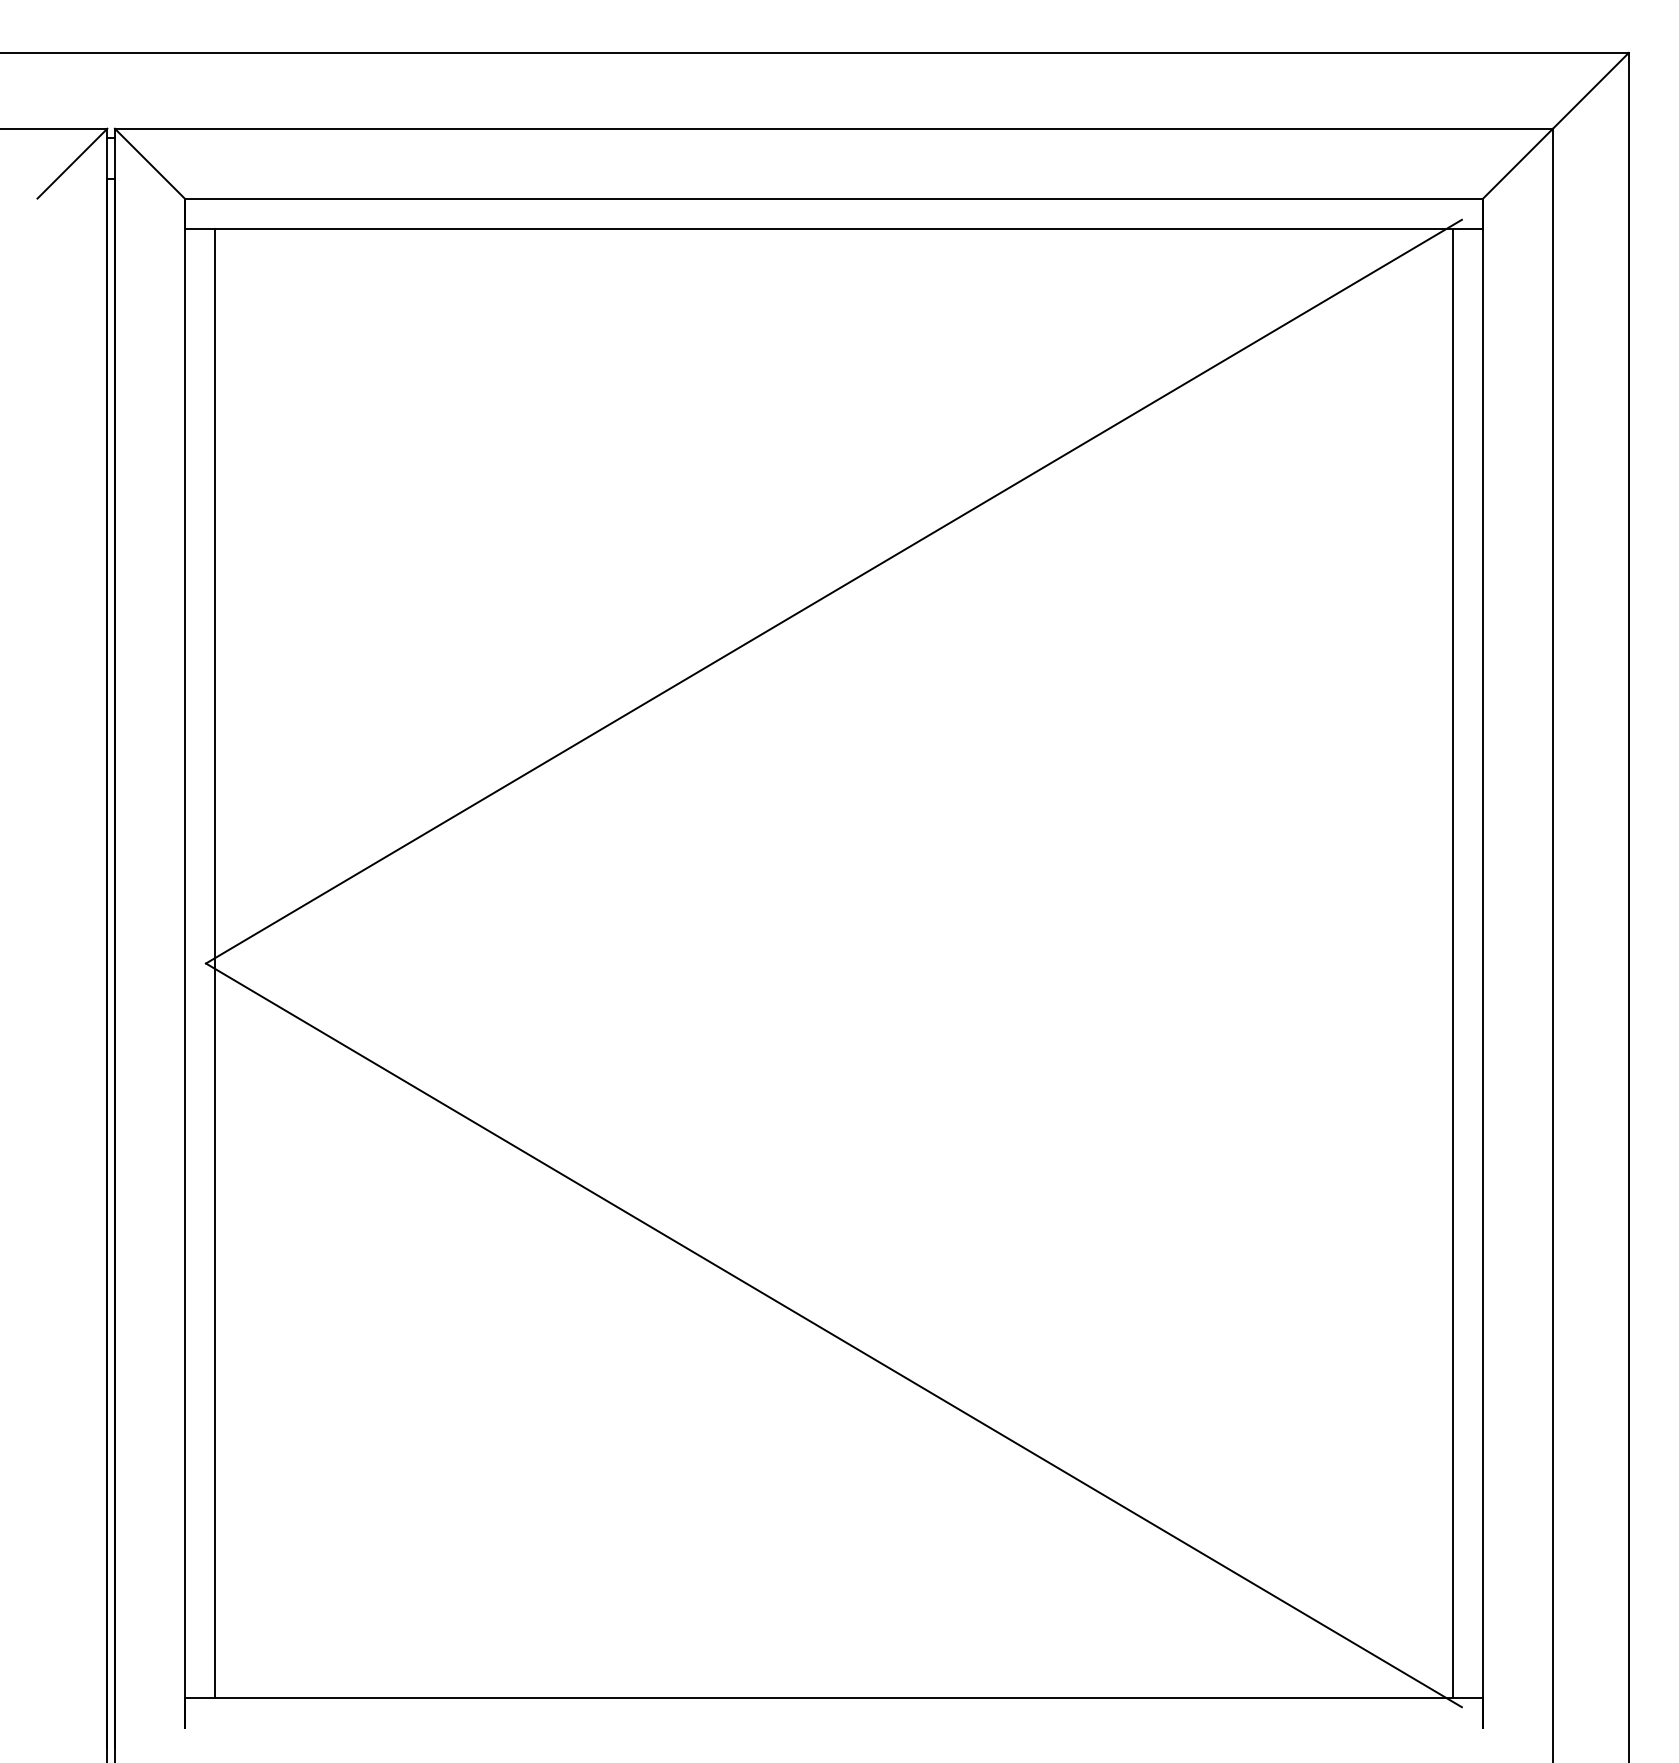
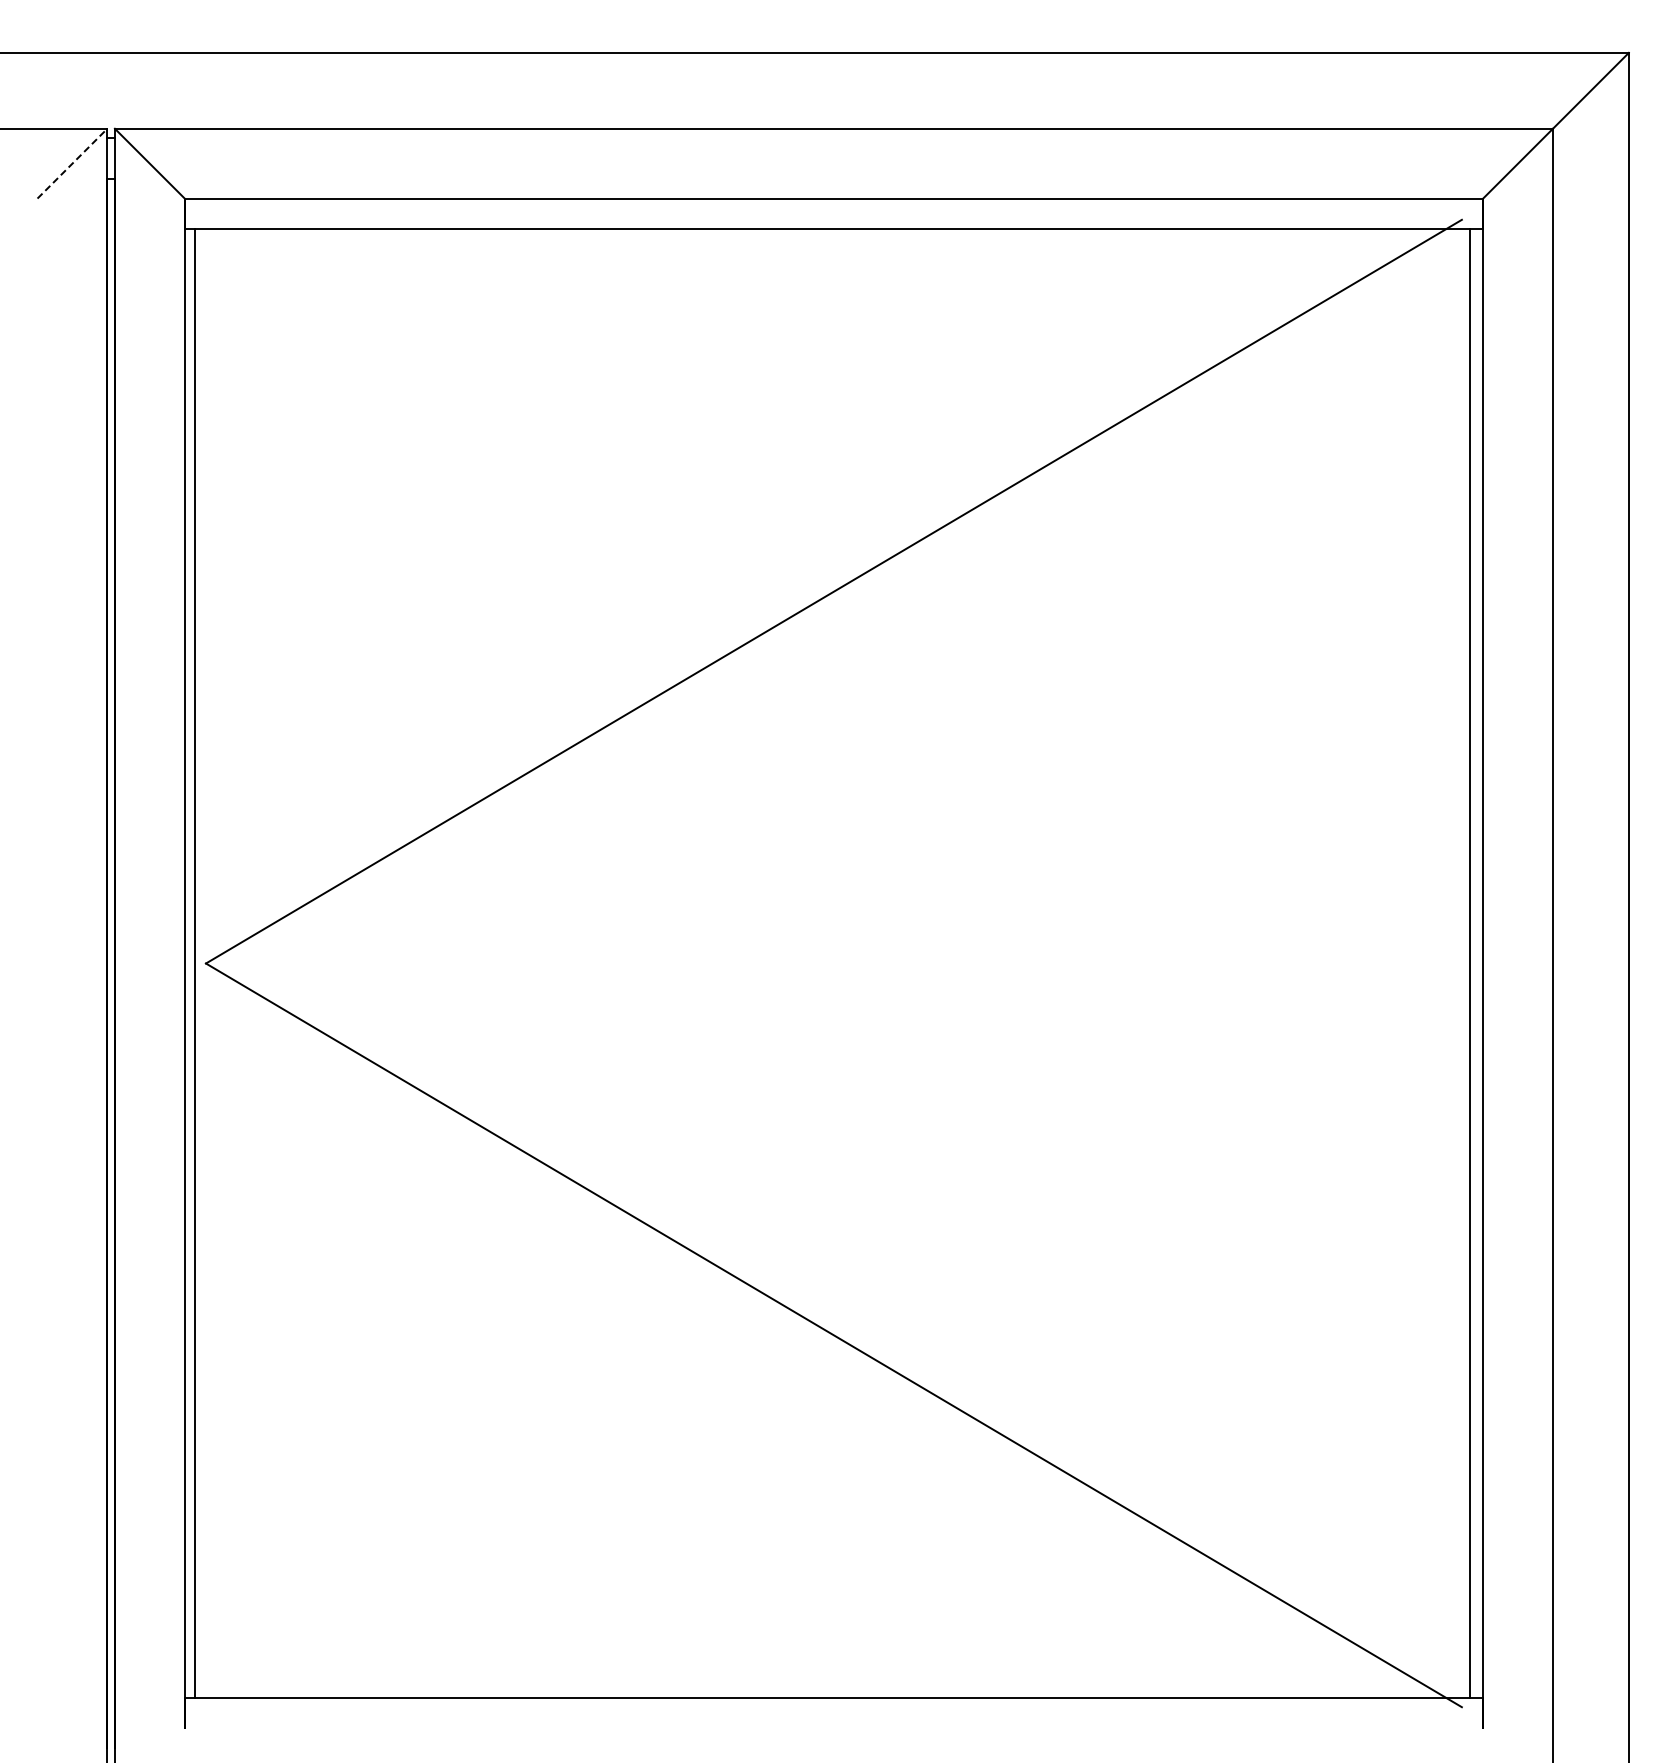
line: solid -> dashed (72, 163)
line position: (215, 963) -> (195, 963) (195, 963)
line position: (1452, 963) -> (1469, 963) (1469, 963)
